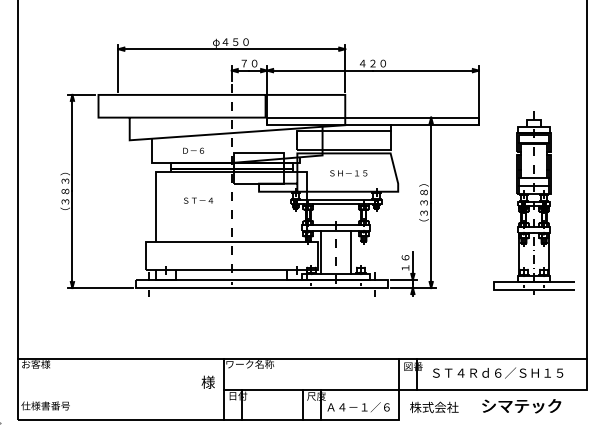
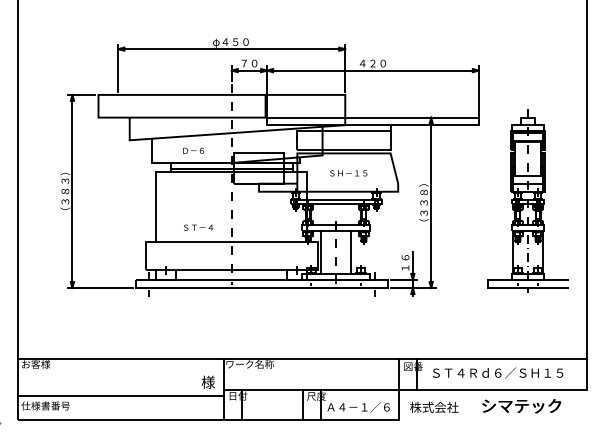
text position: (198, 200) -> (198, 227) (198, 227)
part position: (533, 202) -> (527, 200) (527, 200)
line: none -> present (120, 395)
